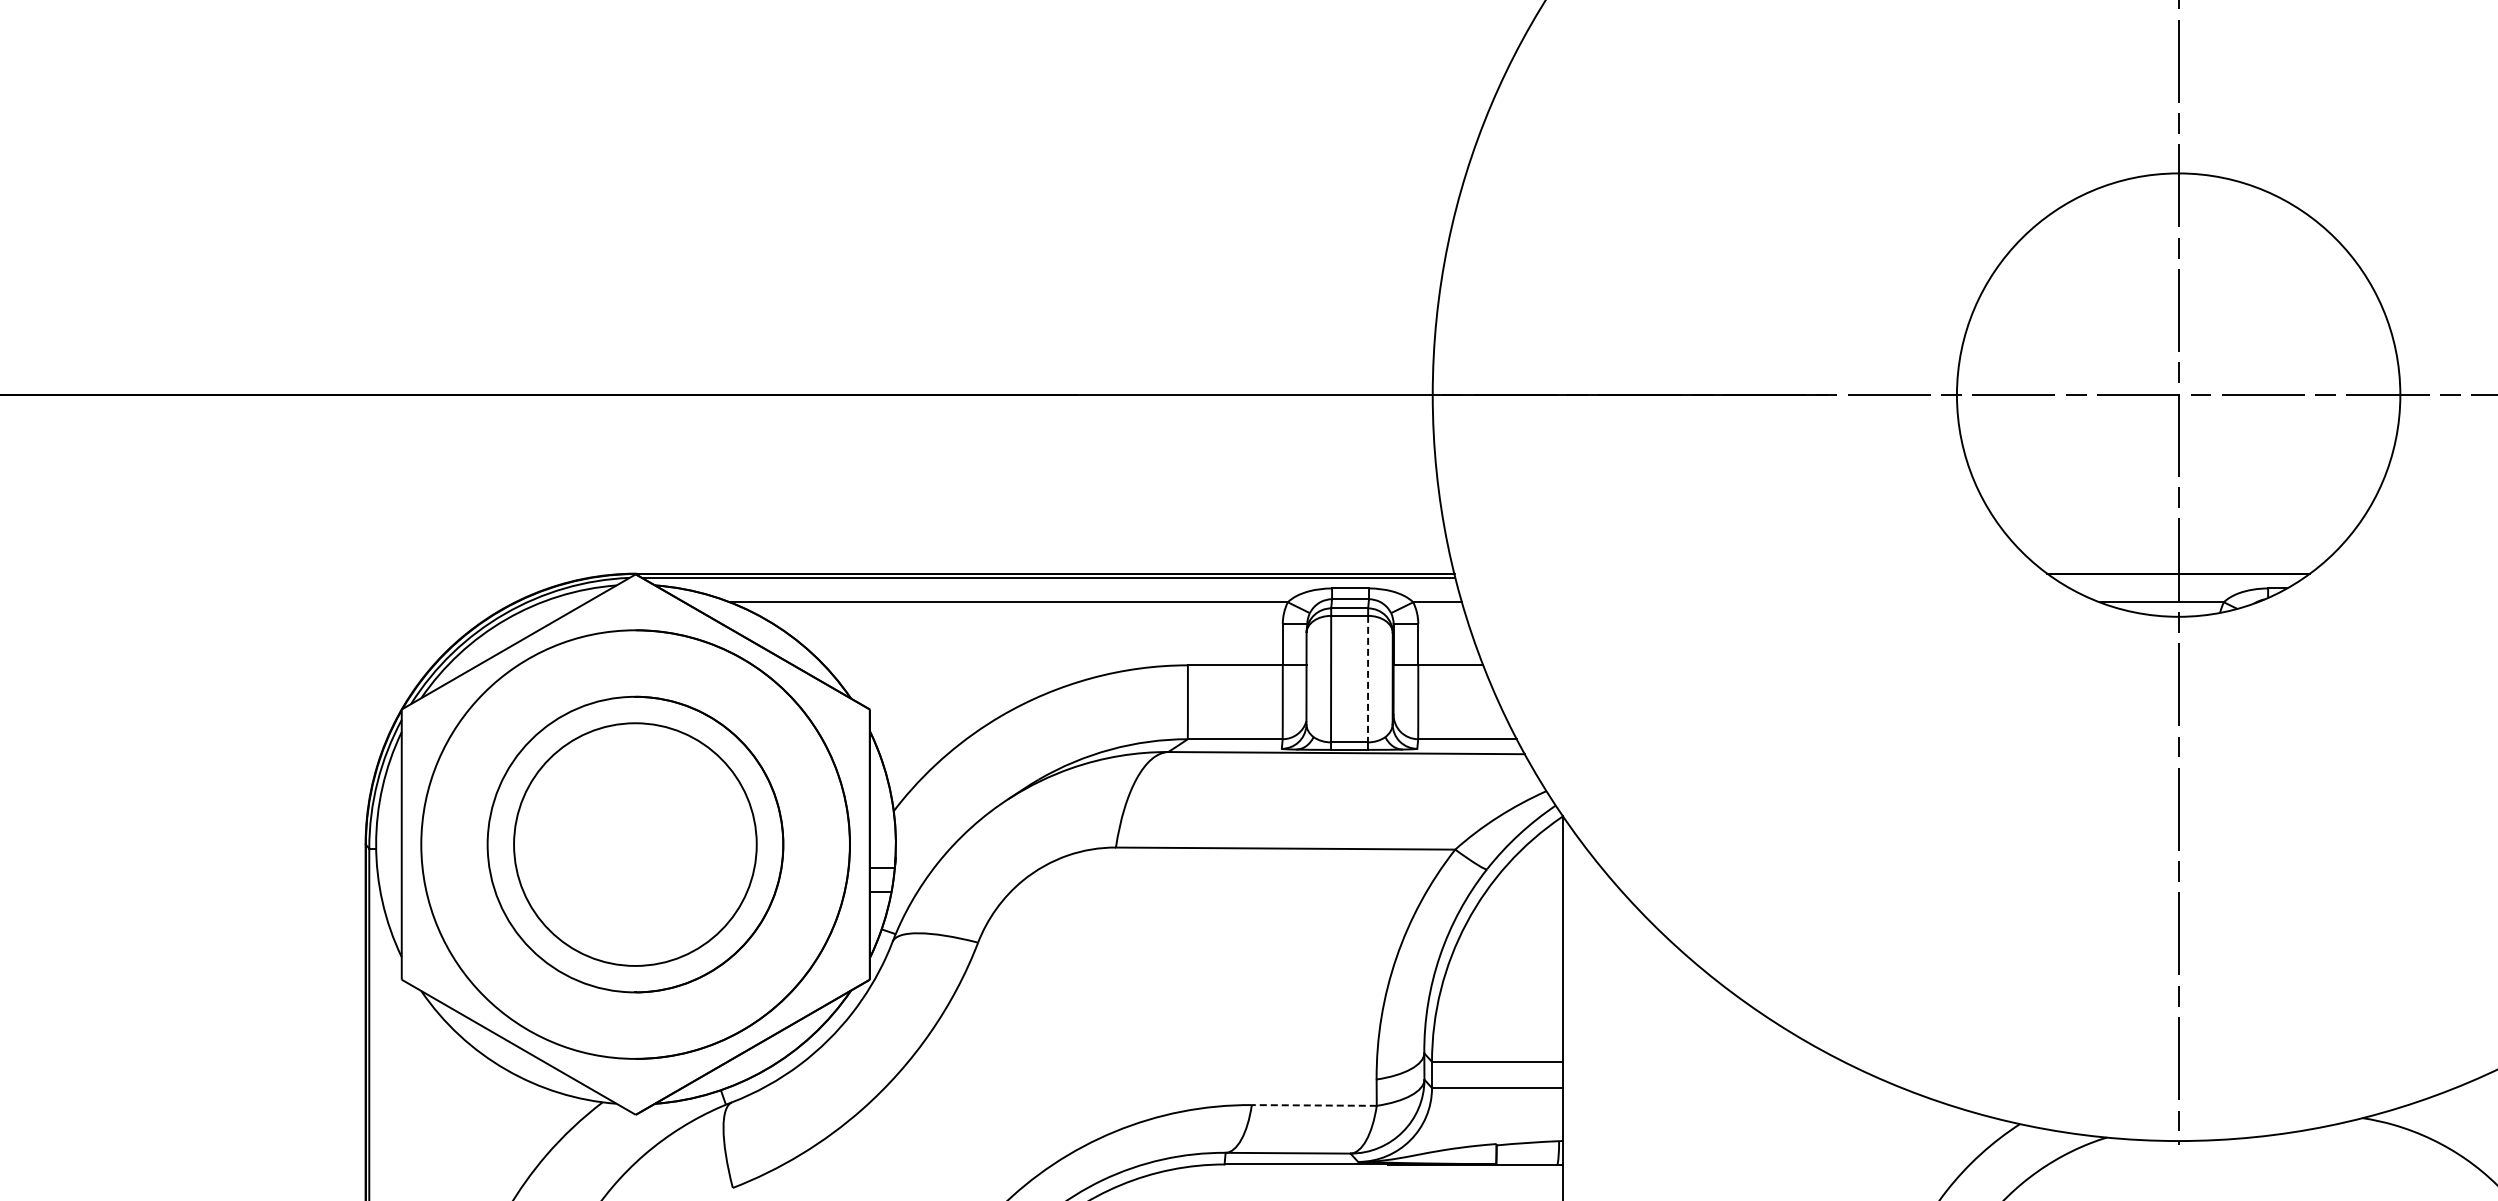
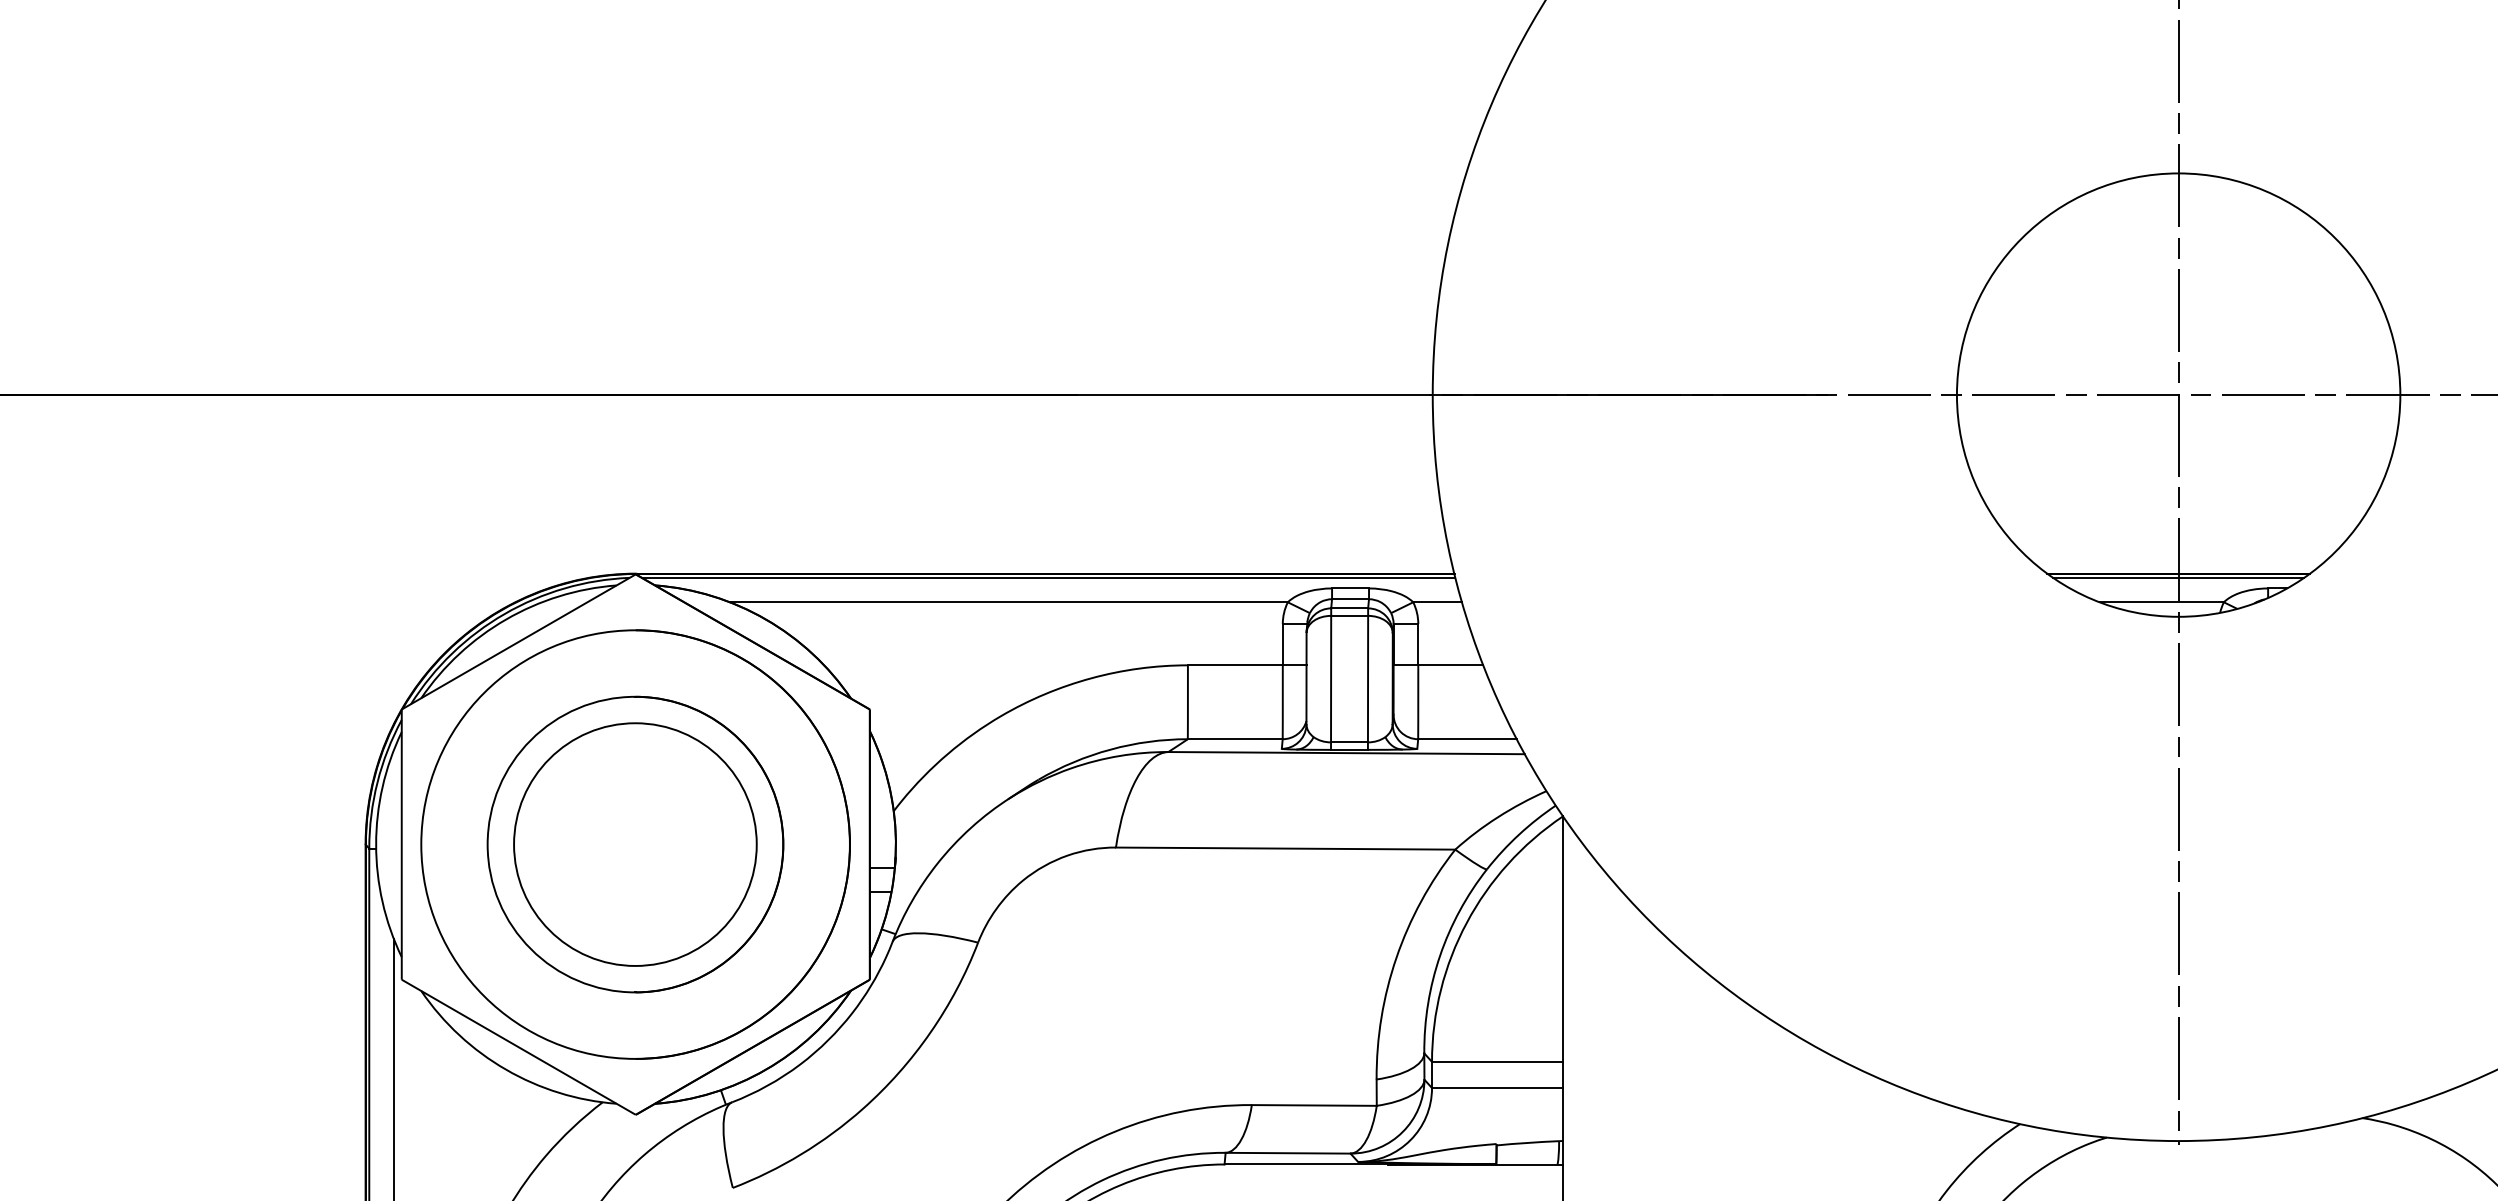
line: none -> present (2178, 577)
line: dashed -> solid (1368, 679)
line: none -> present (393, 1068)
line: dashed -> solid (1313, 1105)
